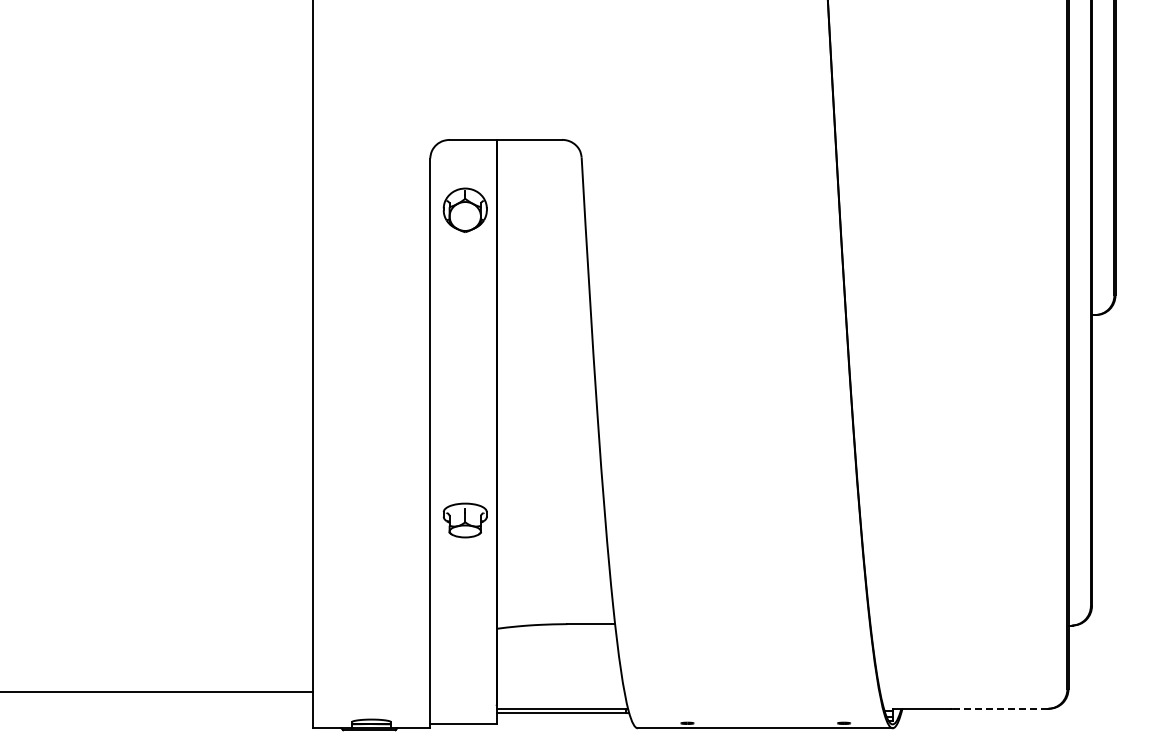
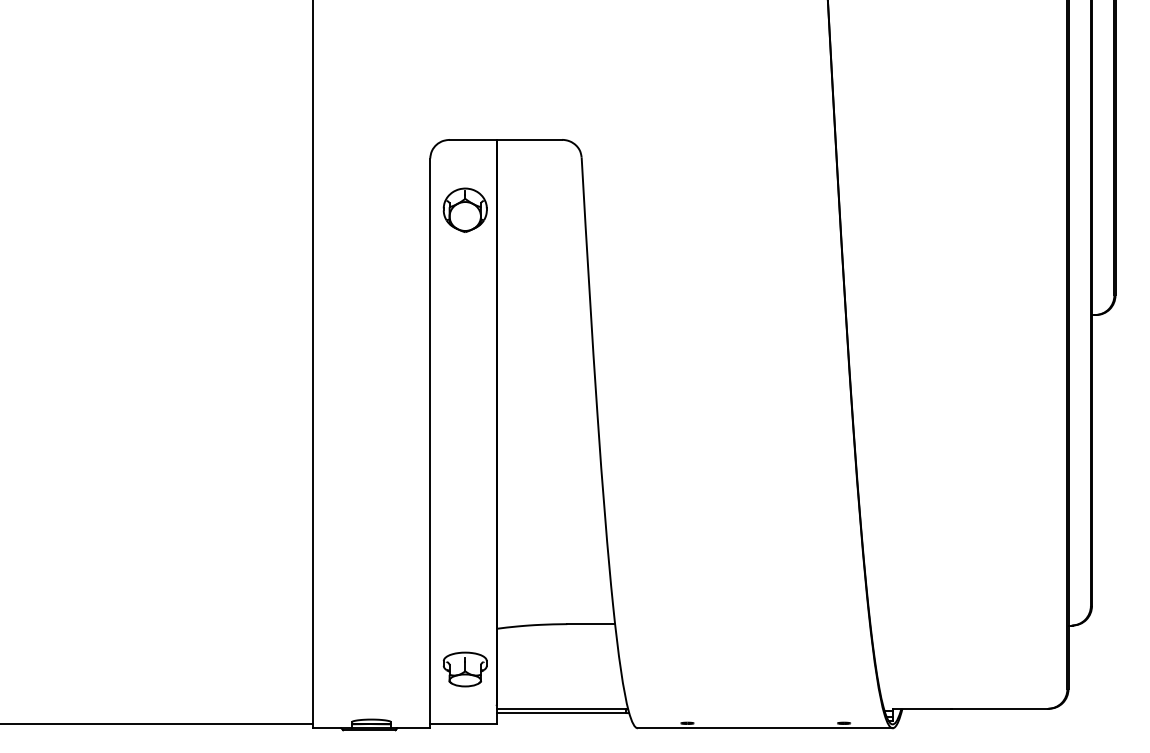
part position: (464, 520) -> (464, 669) (464, 669)
line position: (157, 692) -> (157, 724) (157, 724)
line: dashed -> solid (1000, 708)
